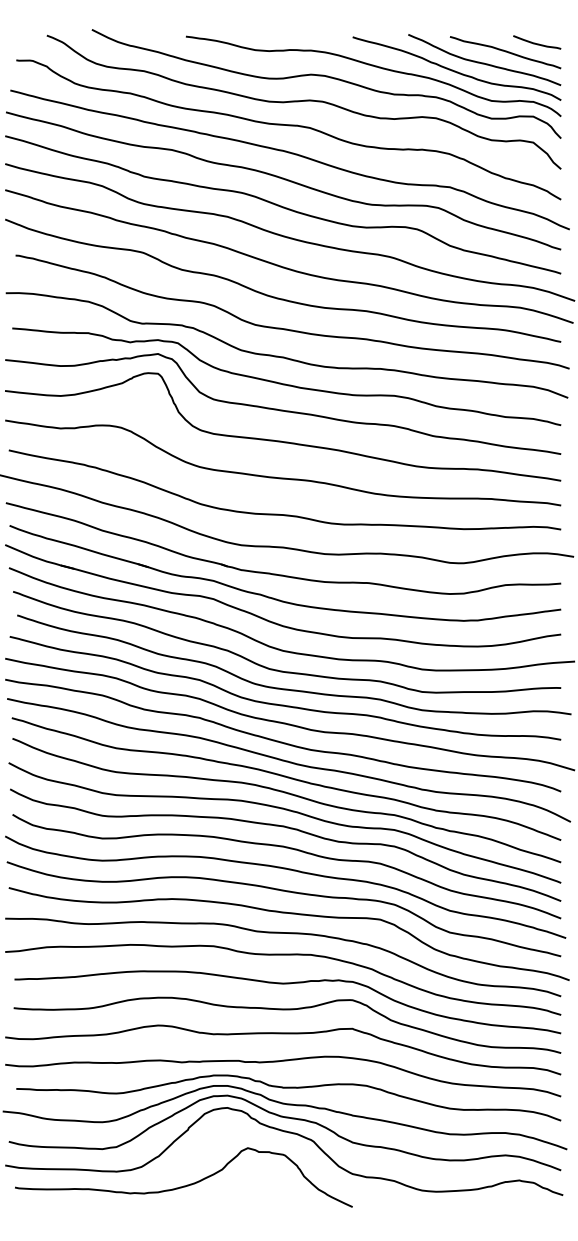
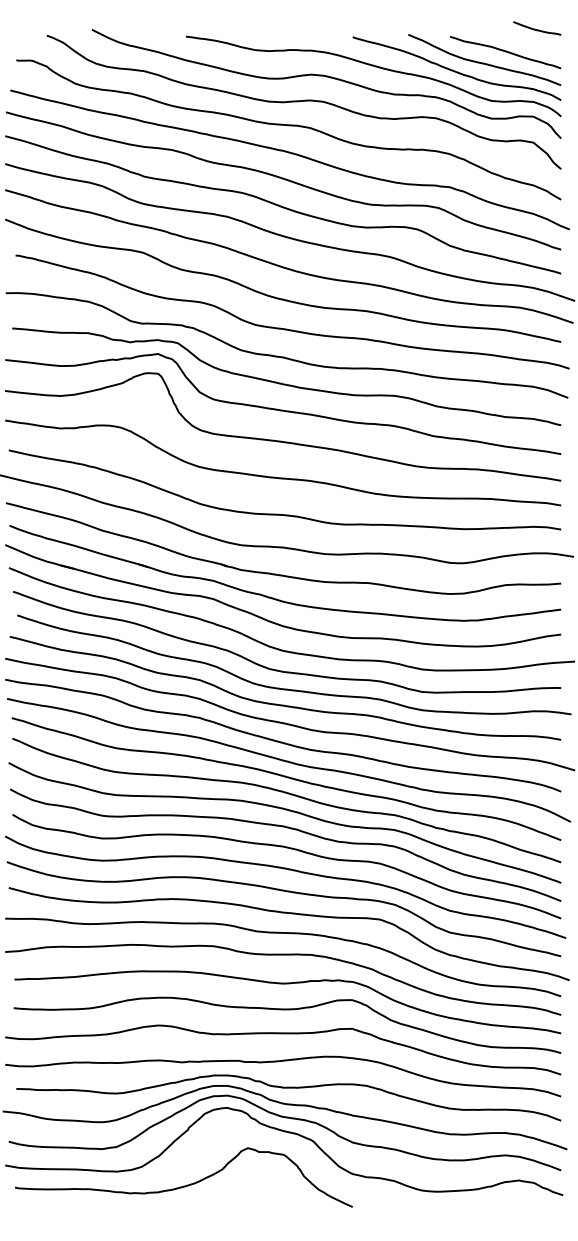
curve position: (537, 43) -> (537, 29) (537, 29)
